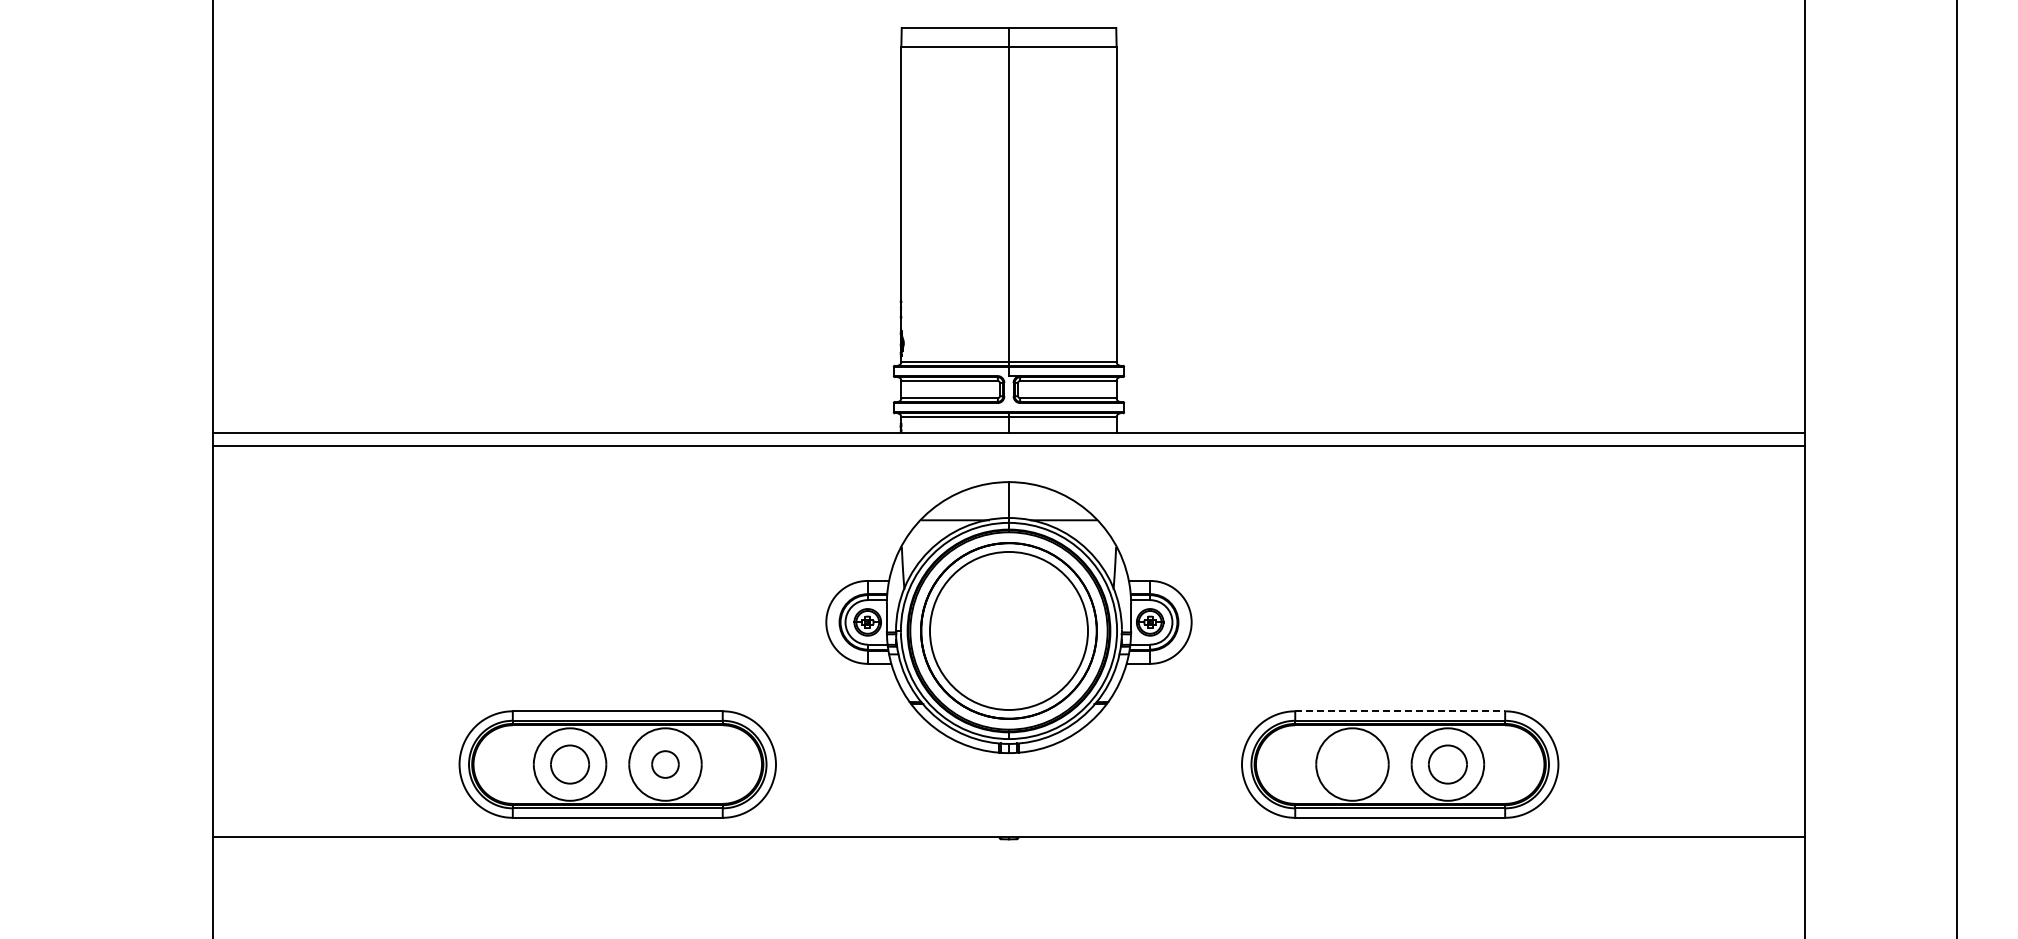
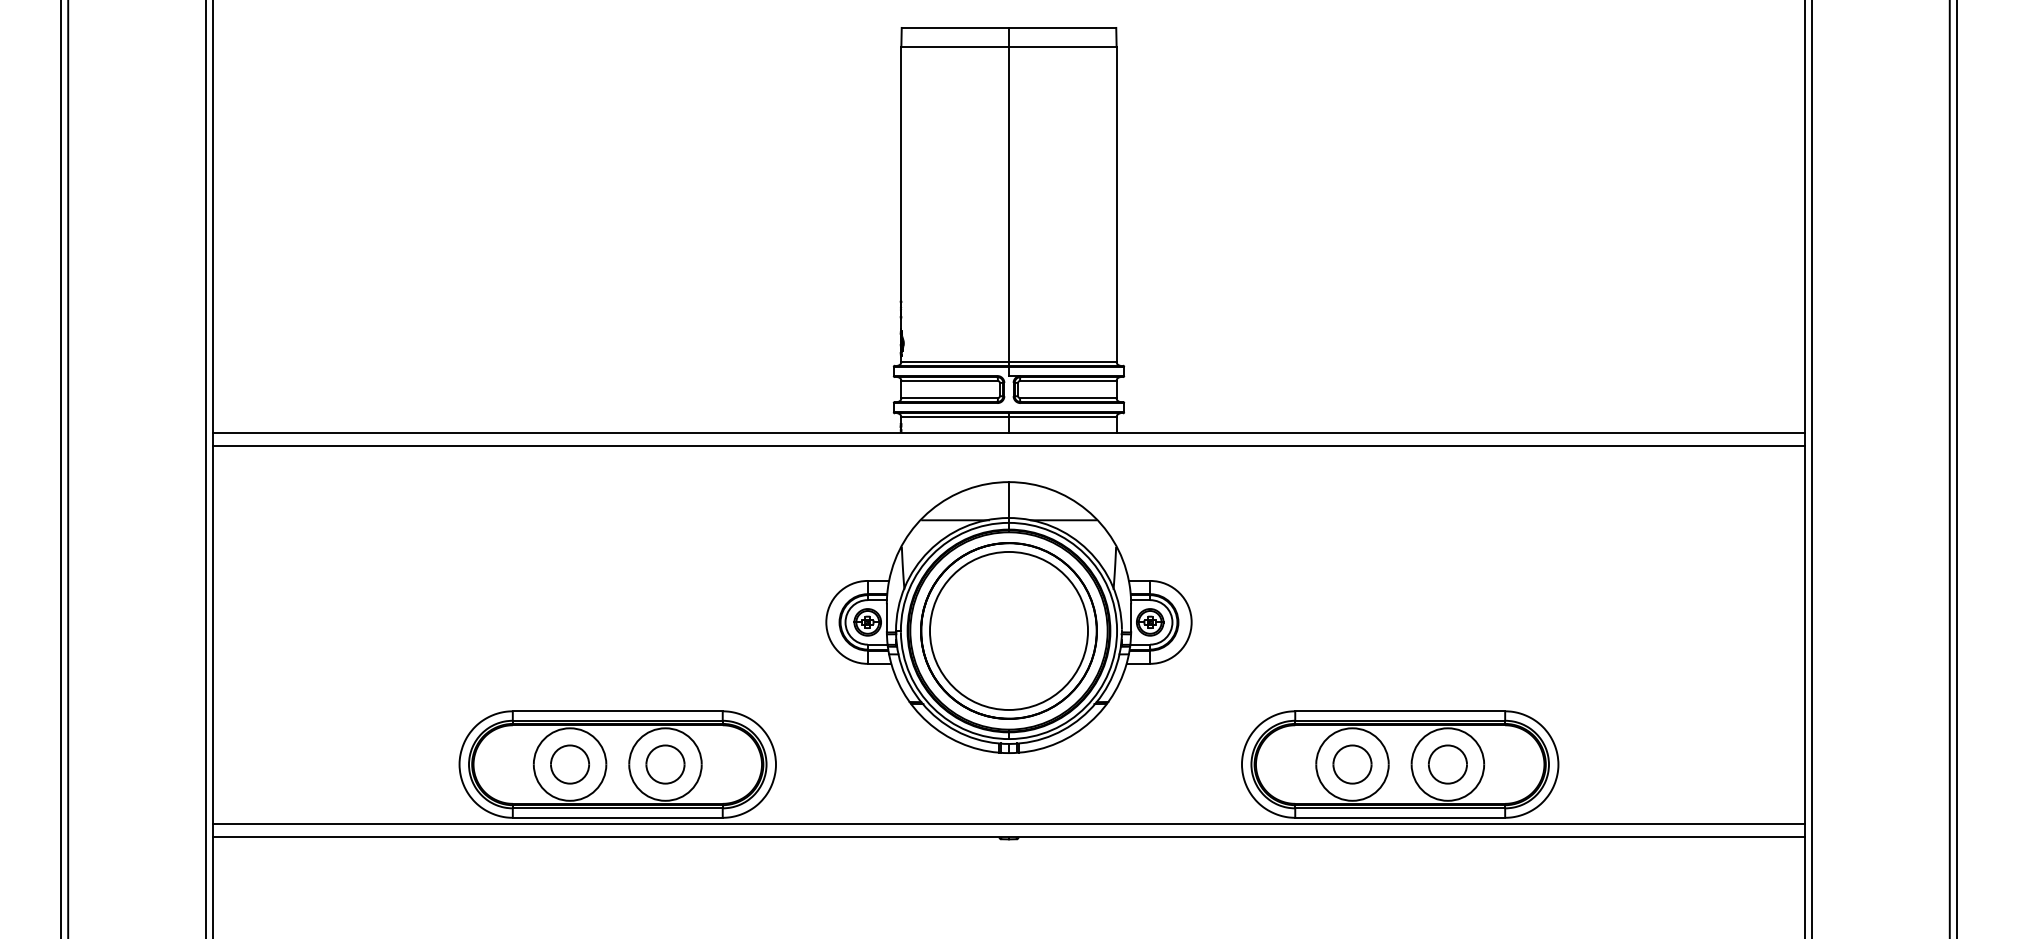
line: none -> present (60, 468)
line: none -> present (68, 468)
line: none -> present (205, 468)
line: none -> present (1812, 468)
line: none -> present (1949, 468)
line: dashed -> solid (1400, 711)
part size: 29x29 px -> 41x41 px (665, 764)
part: none -> present (1352, 764)
line: none -> present (1008, 823)
